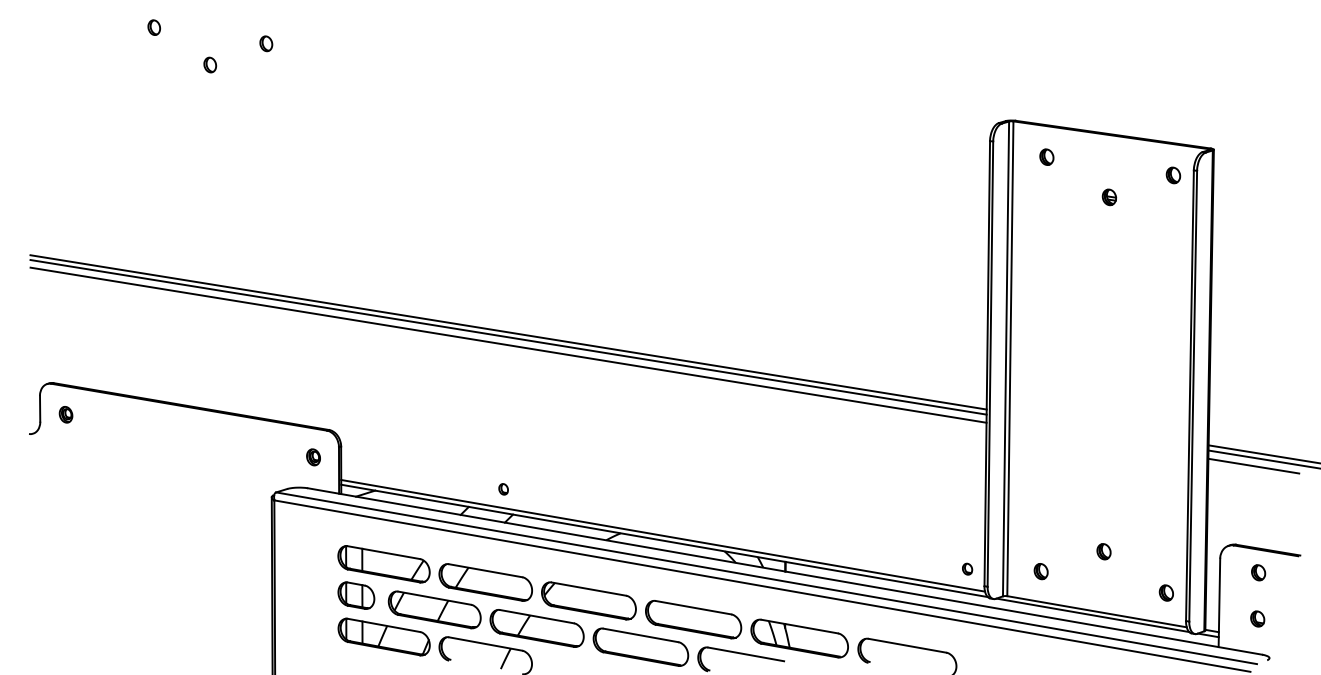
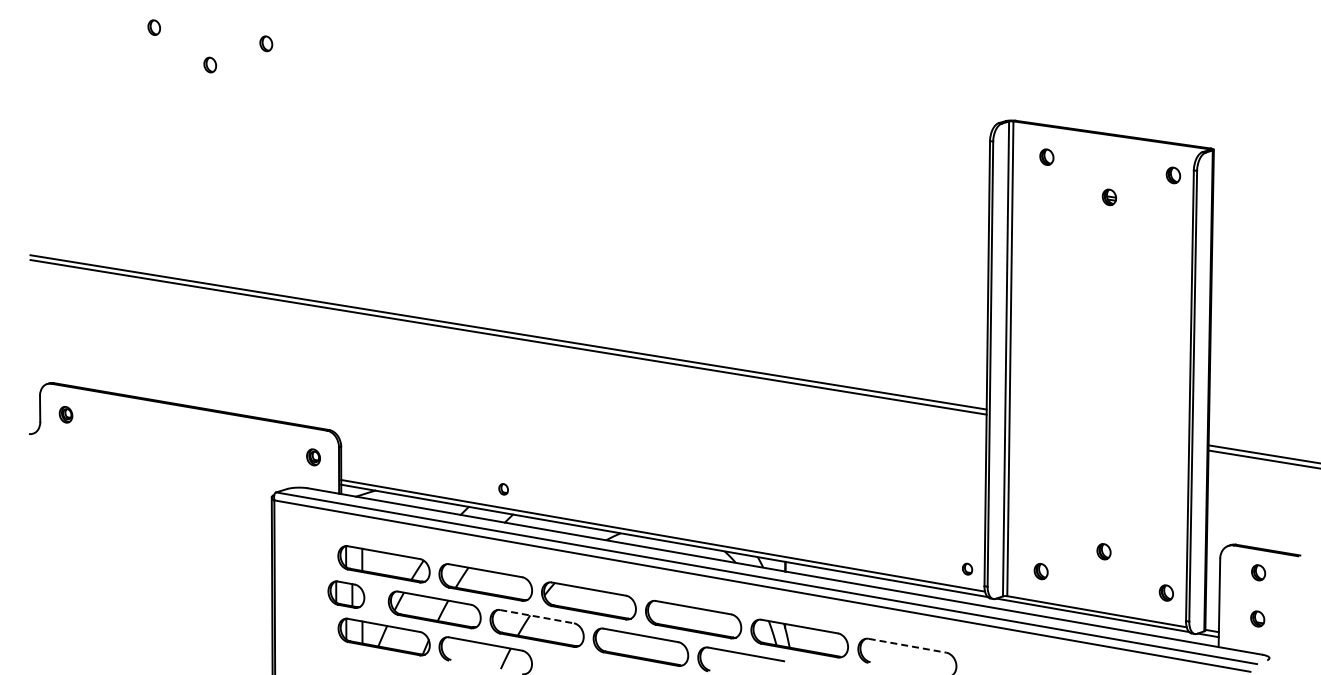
line: present -> none (508, 344)
line: present -> none (1253, 465)
part position: (356, 595) -> (346, 594) (346, 594)
line: solid -> dashed (537, 616)
line: solid -> dashed (907, 645)
